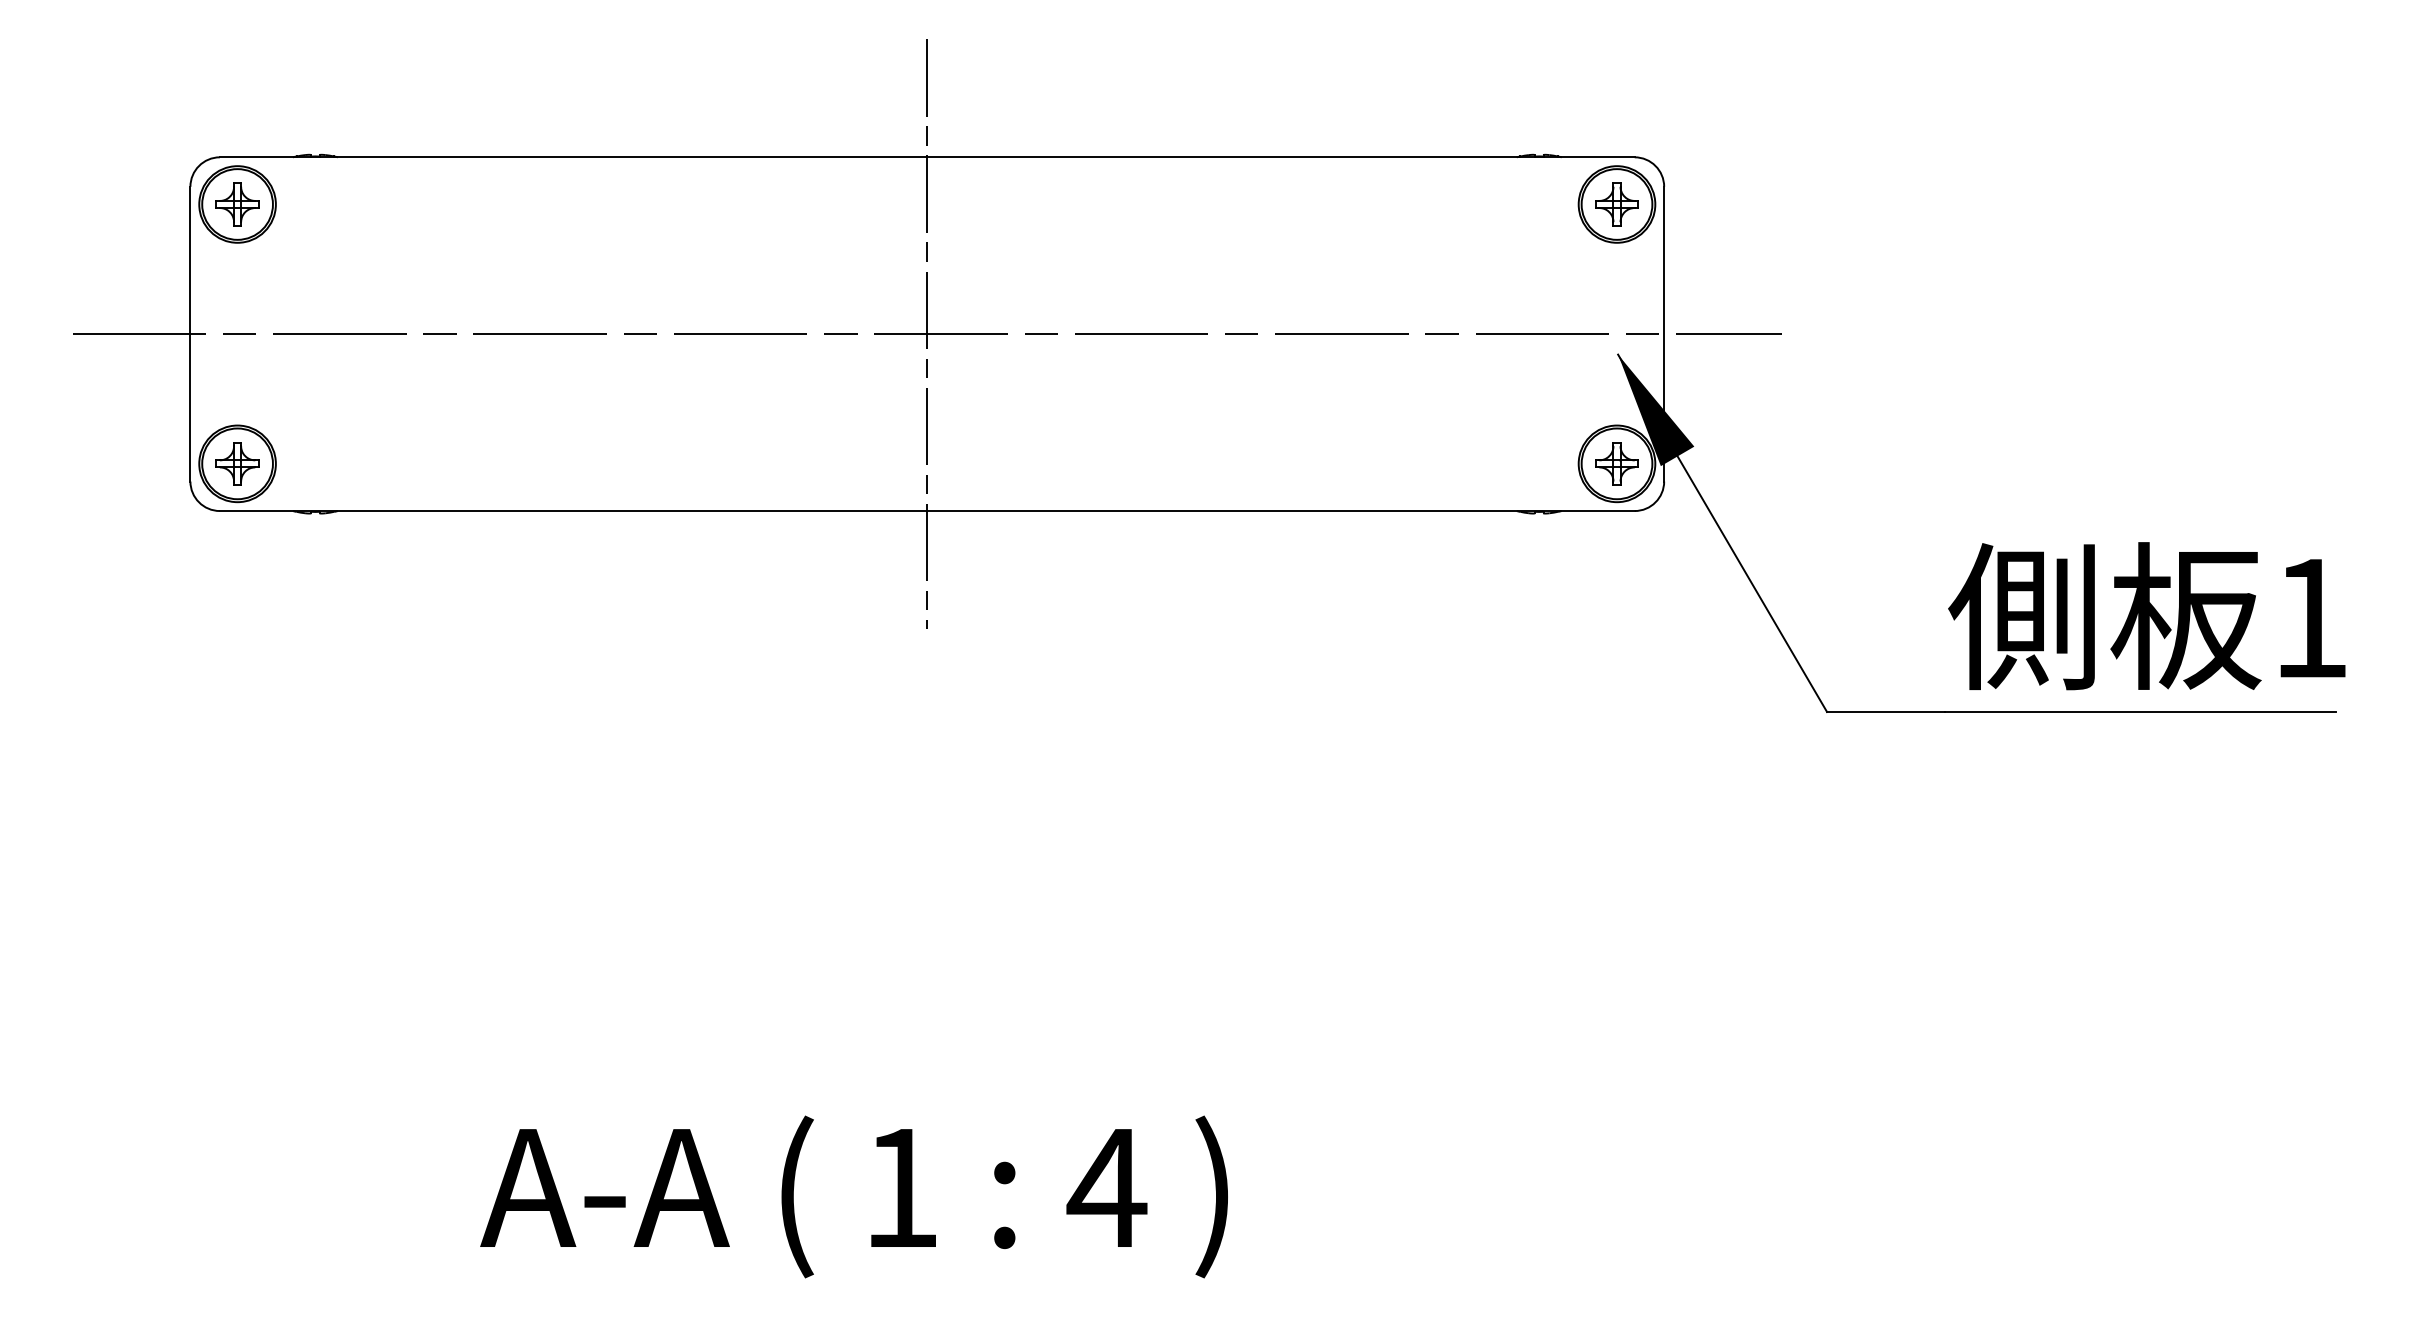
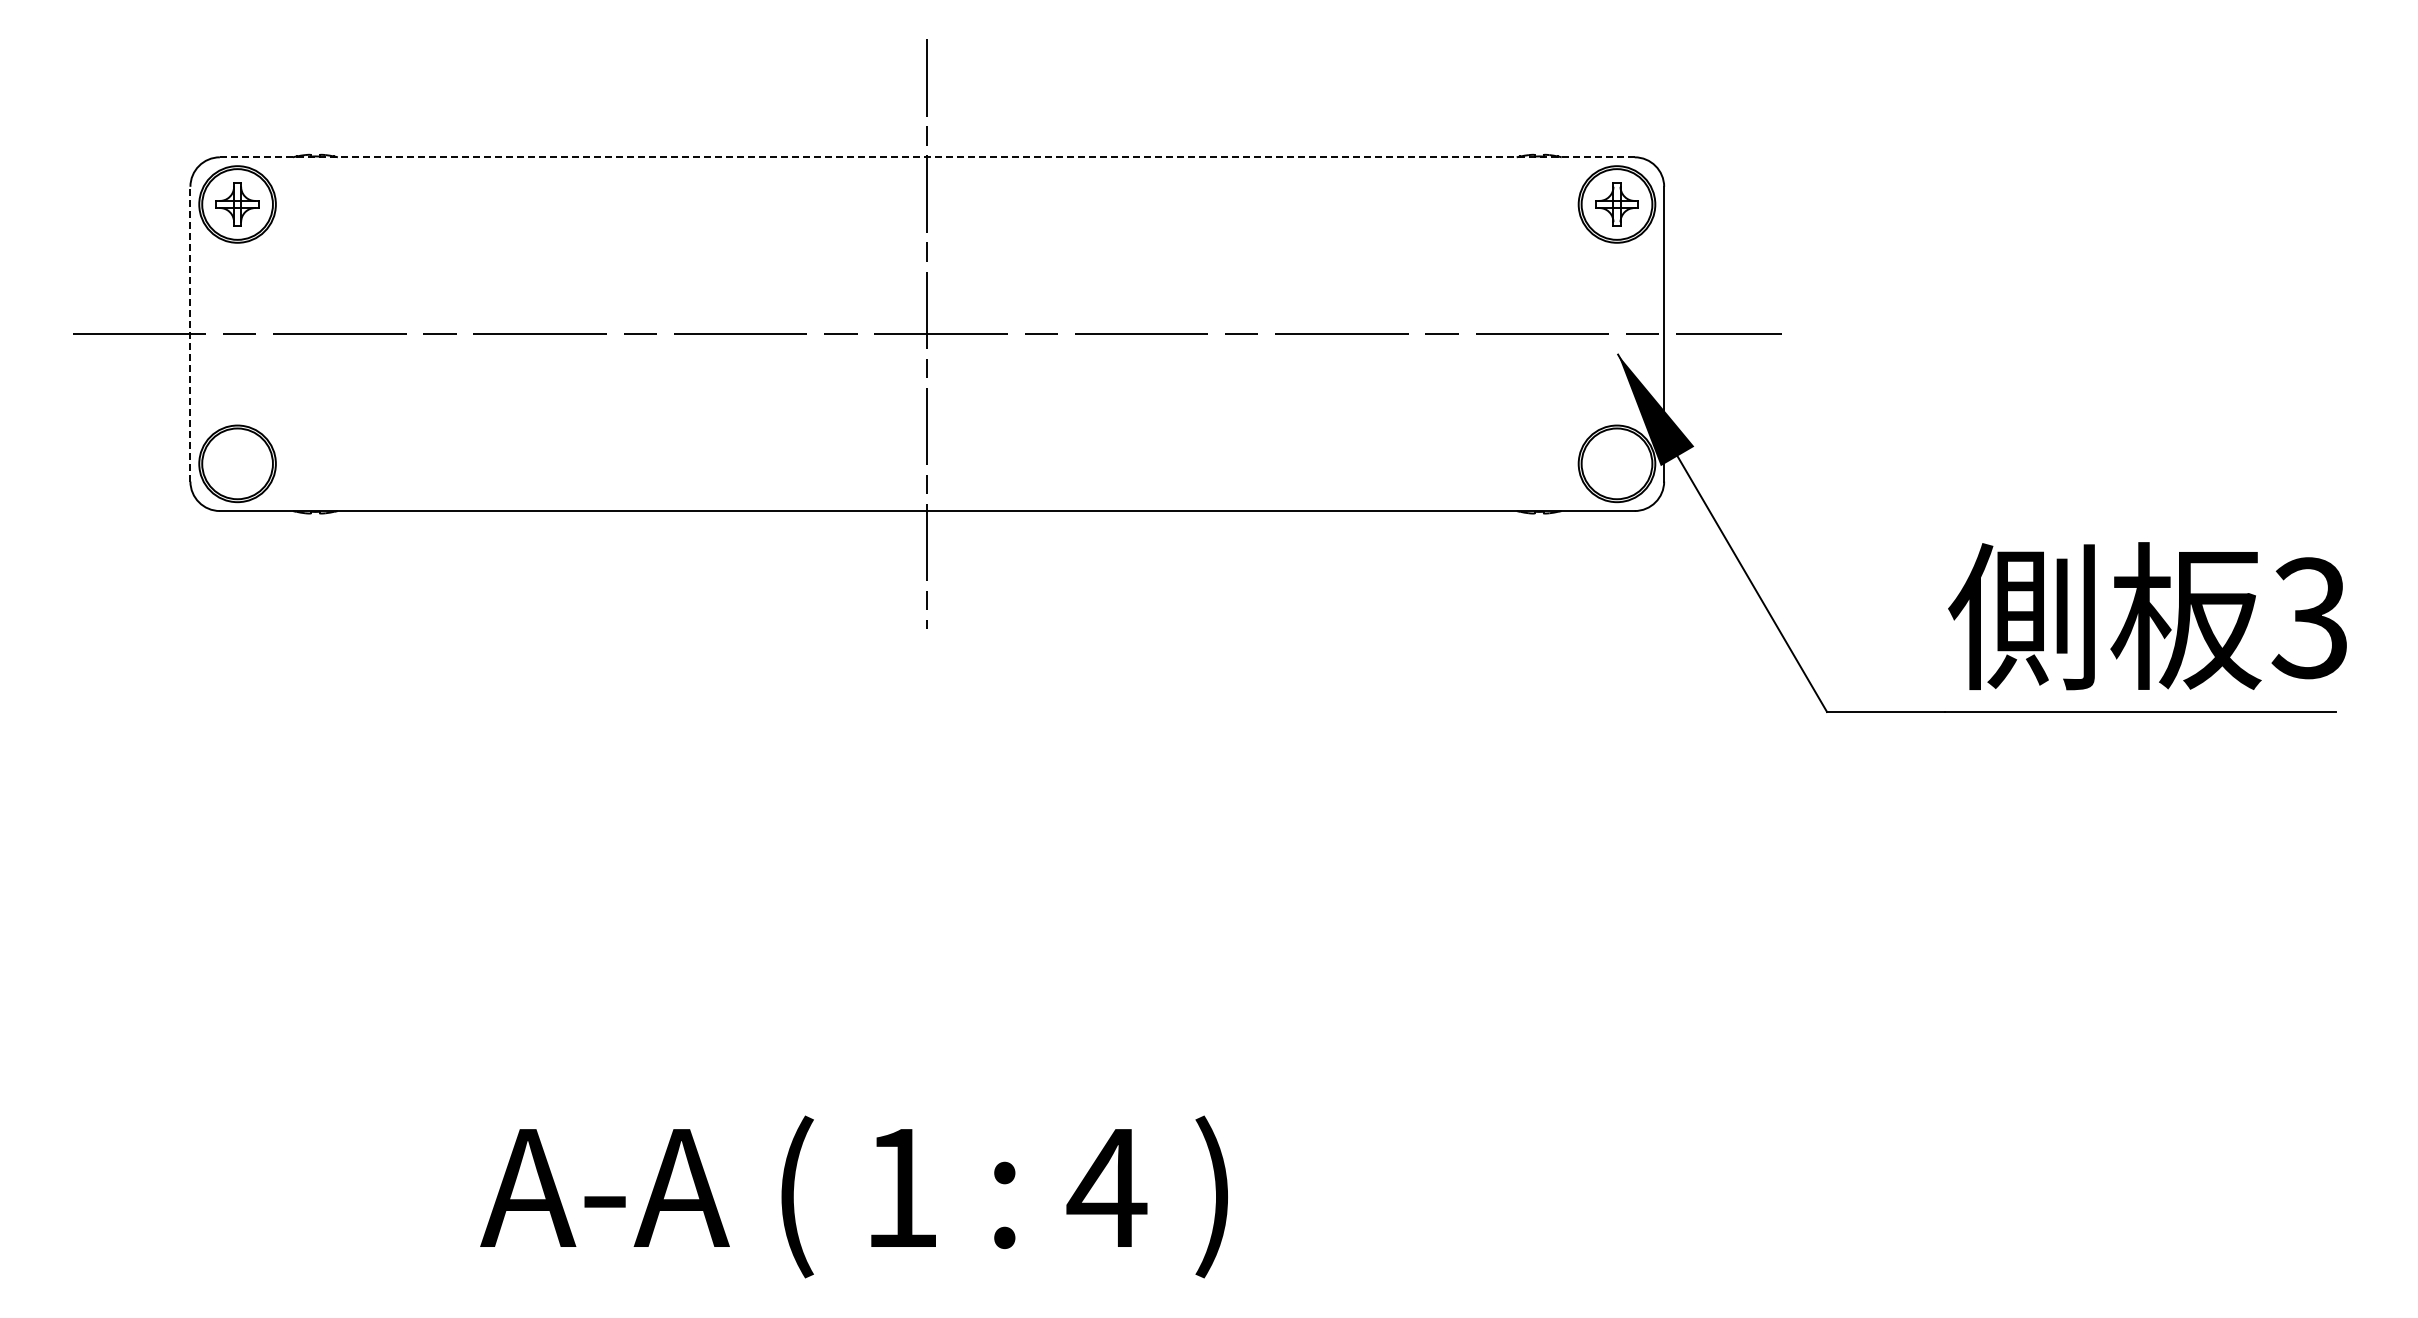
line: solid -> dashed (927, 157)
line: solid -> dashed (190, 333)
part: present -> none (237, 463)
part: present -> none (1616, 463)
text: 1 -> 3 (2308, 618)
